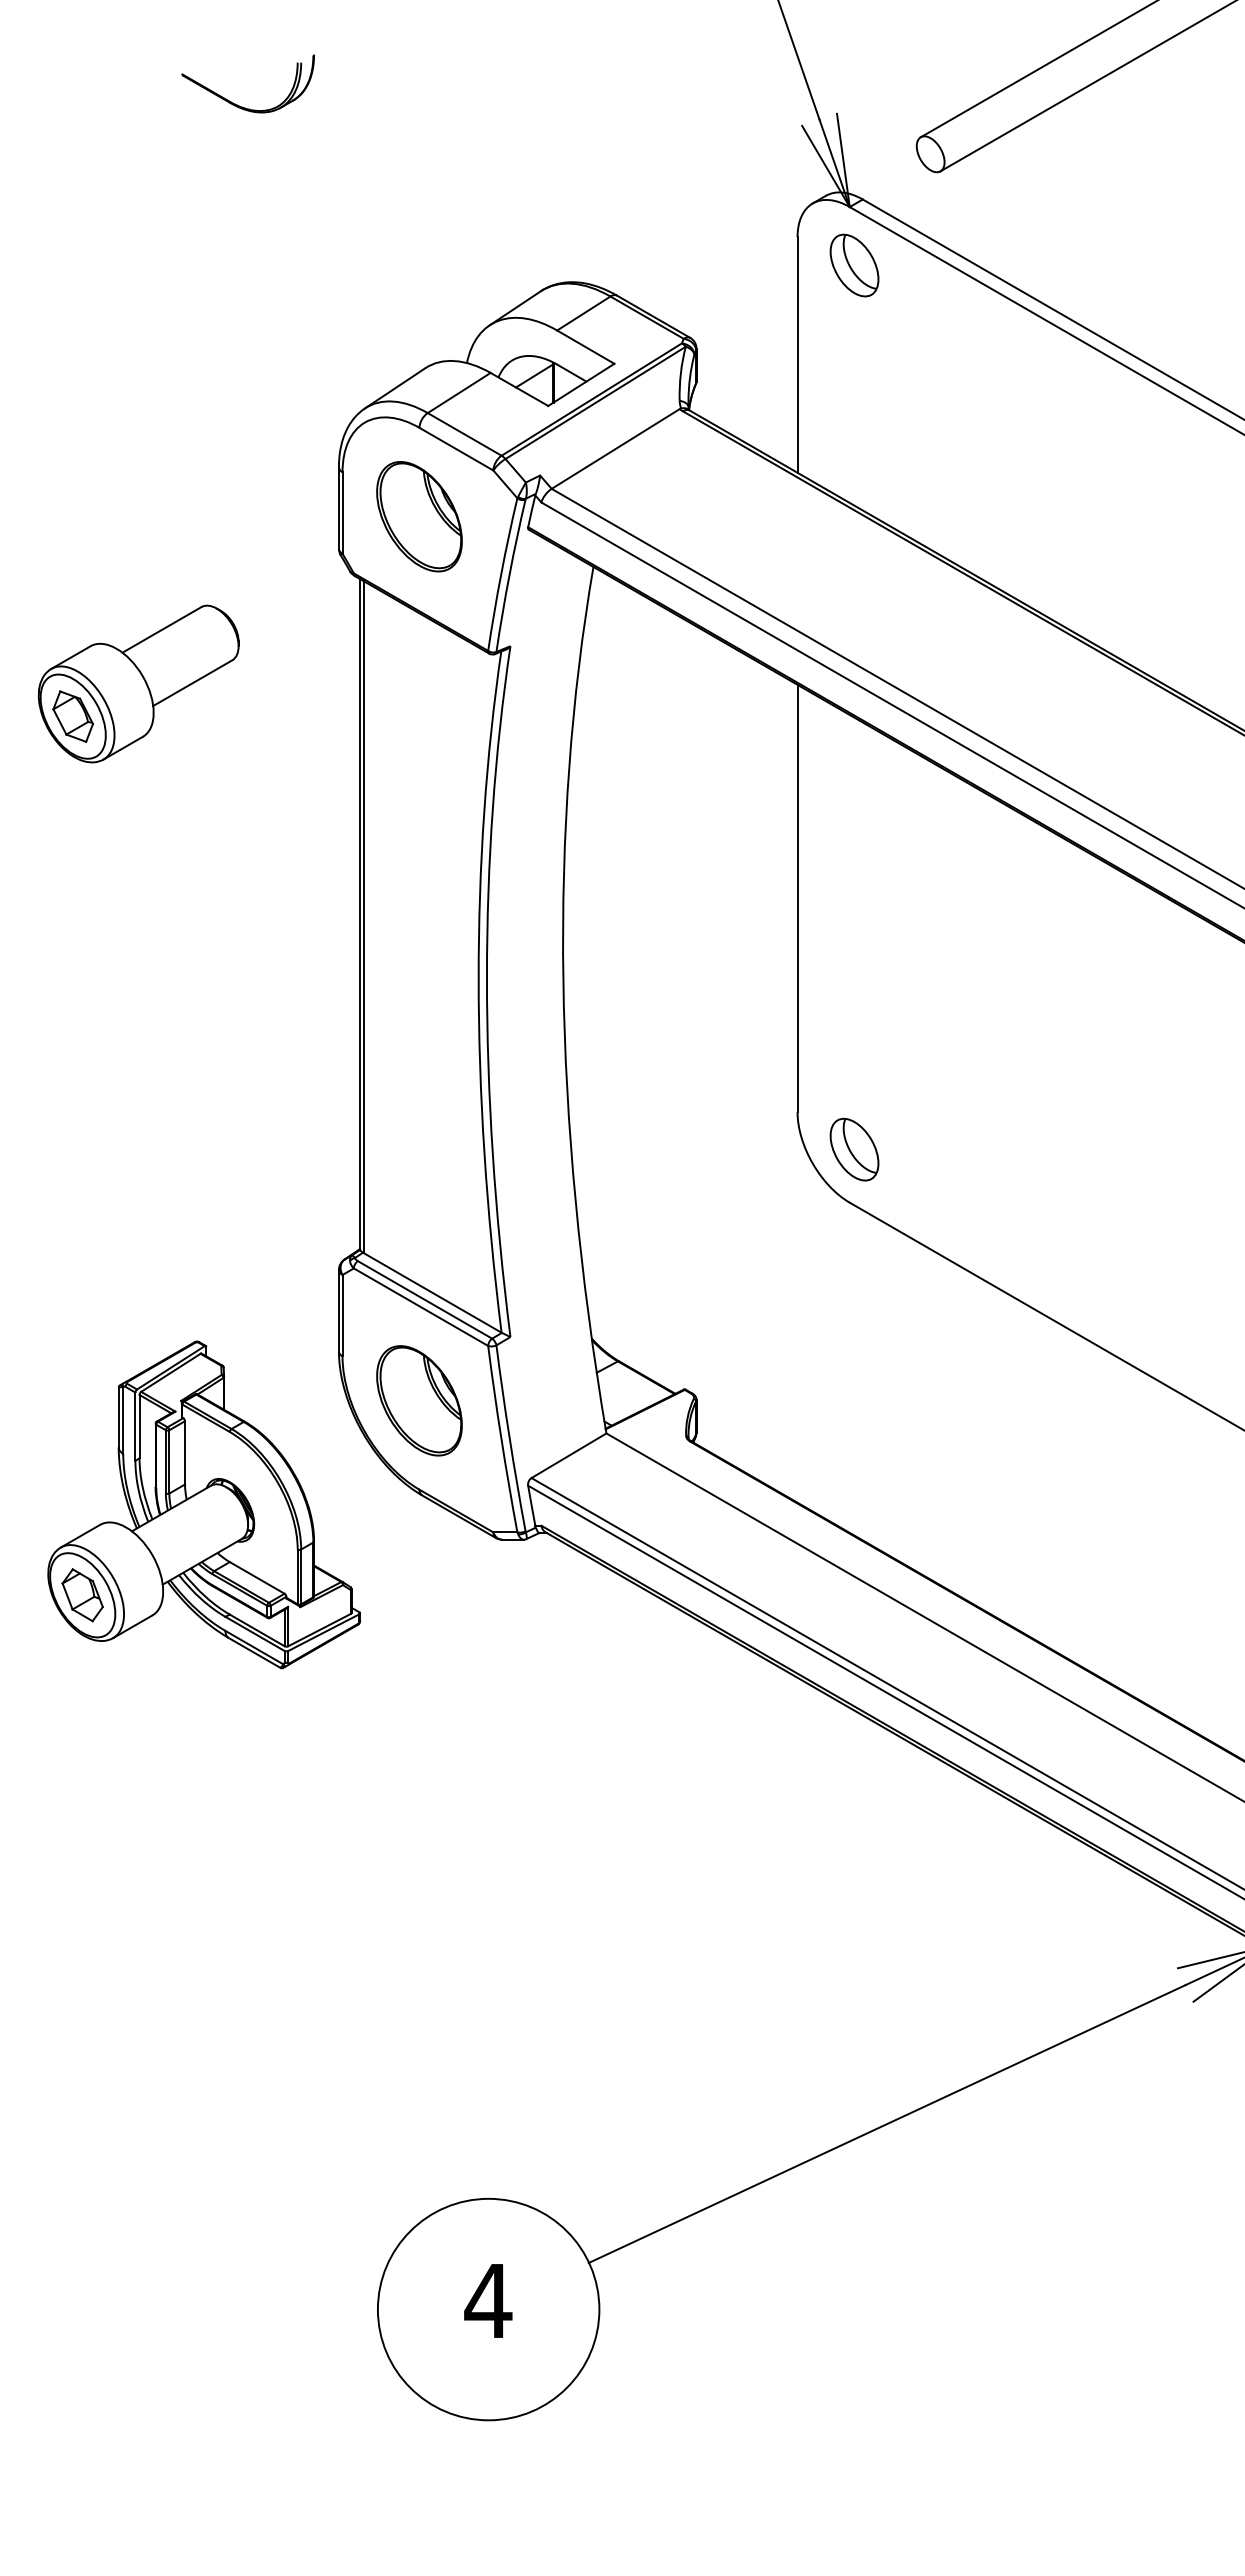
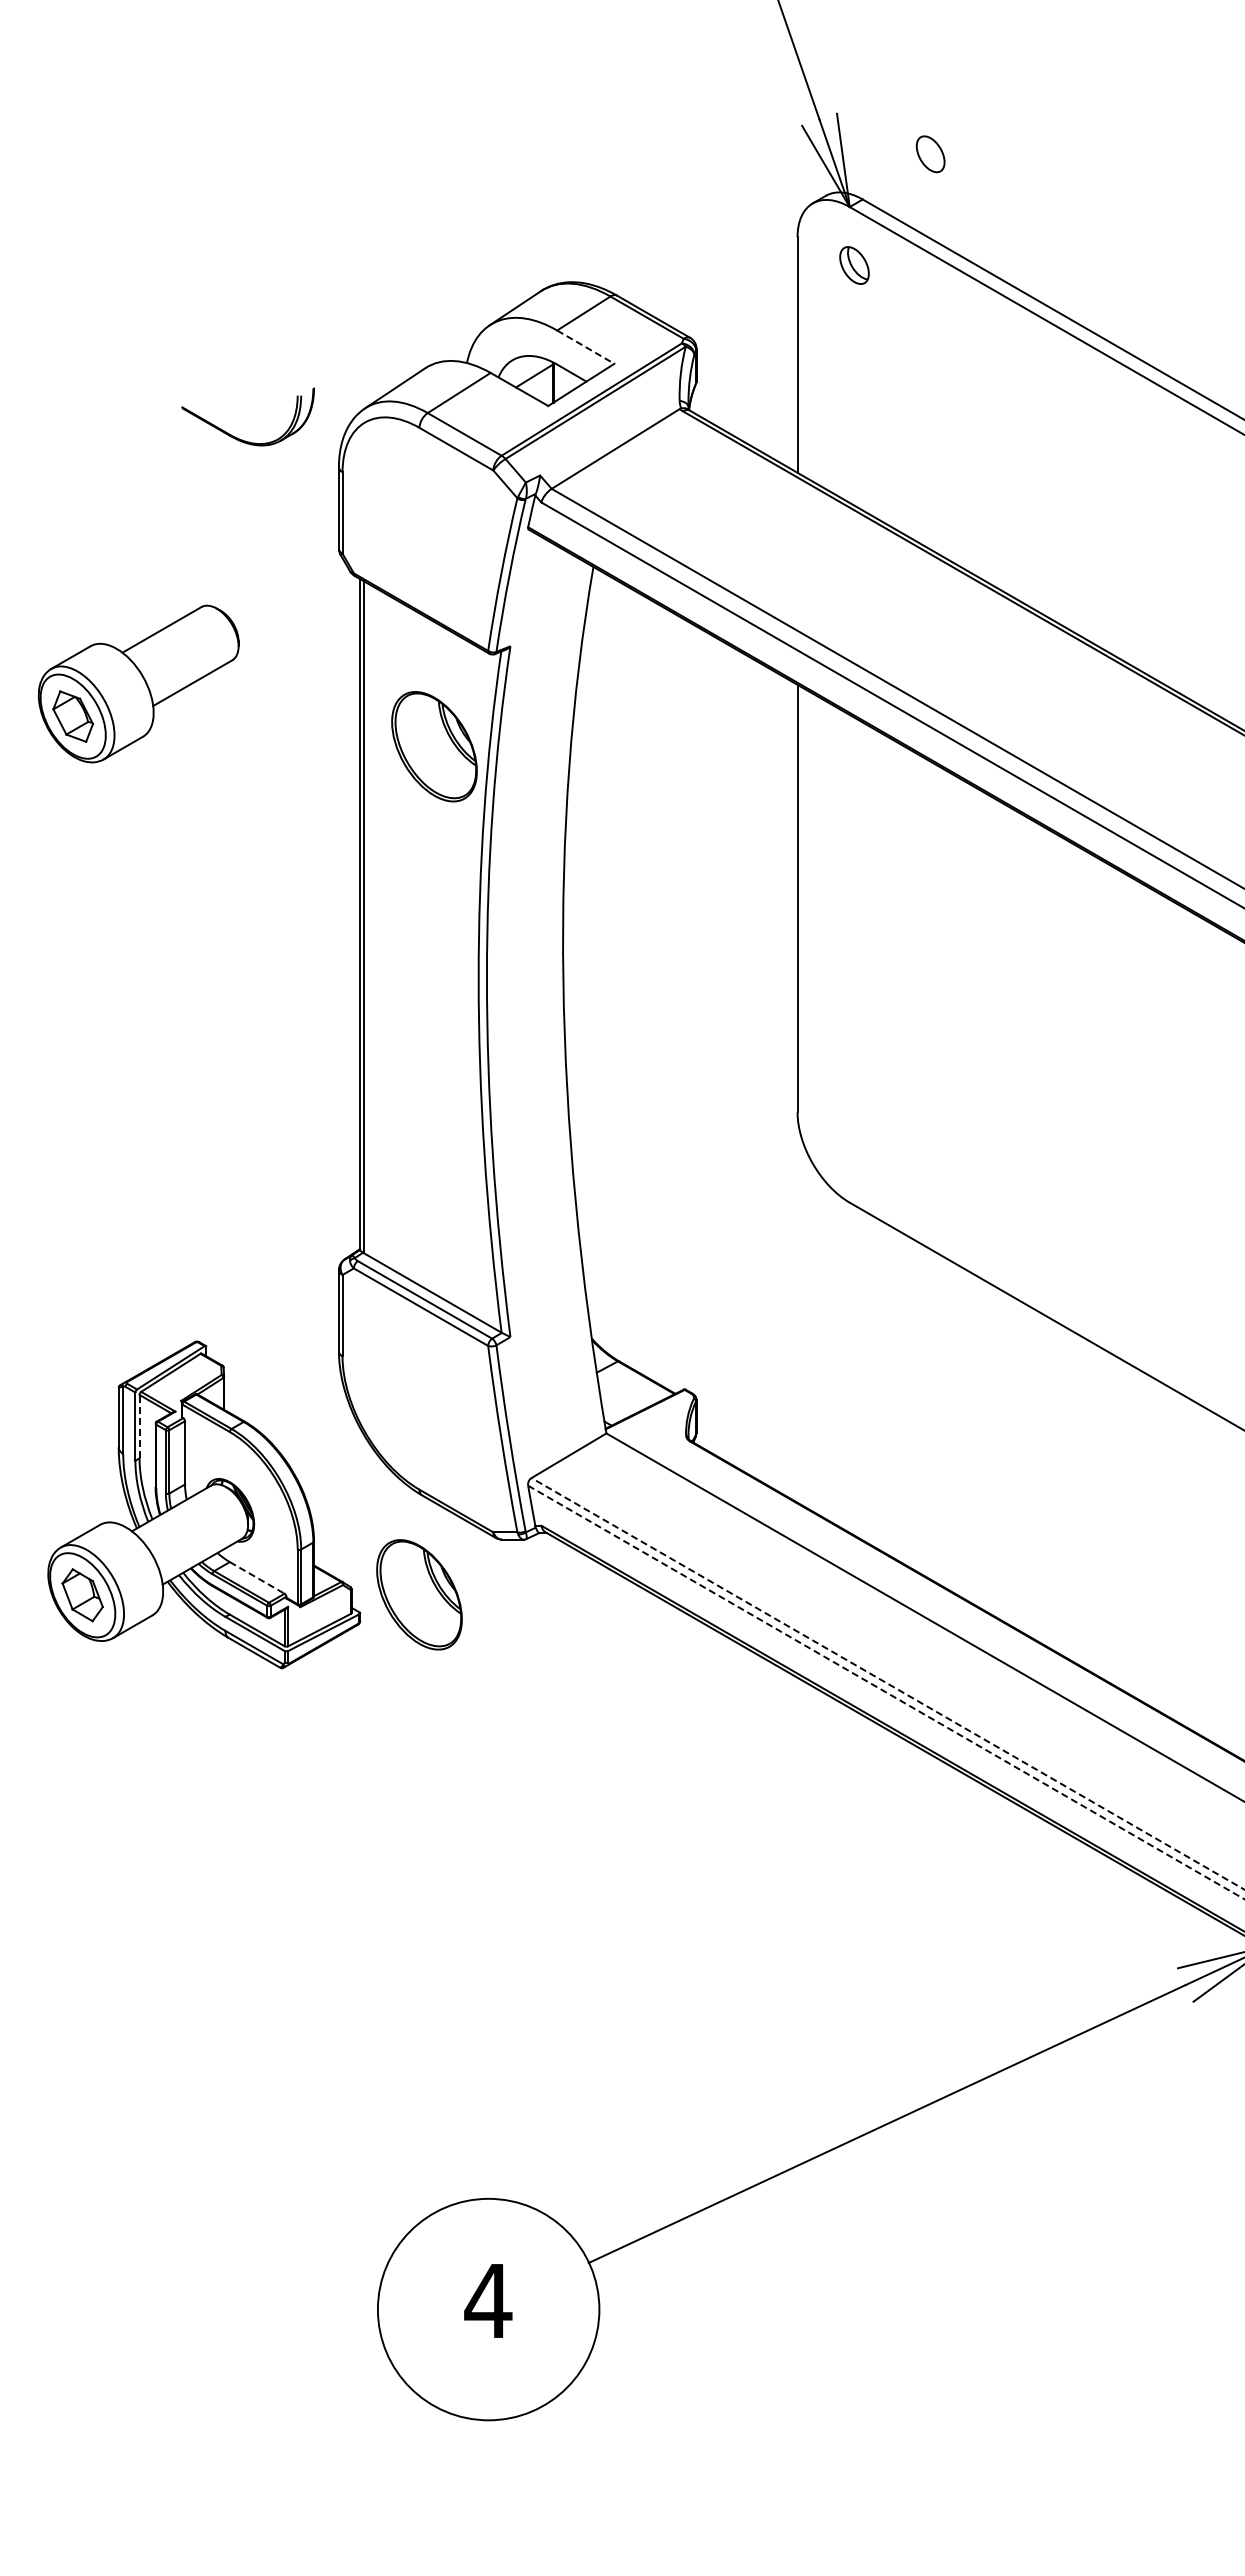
line: present -> none (1037, 69)
line: present -> none (1086, 86)
part position: (237, 104) -> (237, 437) (237, 437)
part size: 51x65 px -> 31x39 px (854, 265)
line: solid -> dashed (586, 347)
part position: (419, 516) -> (434, 746) (434, 746)
part: present -> none (854, 1149)
part position: (419, 1400) -> (419, 1594) (419, 1594)
line: solid -> dashed (139, 1426)
line: solid -> dashed (257, 1577)
line: solid -> dashed (888, 1683)
line: solid -> dashed (886, 1692)
